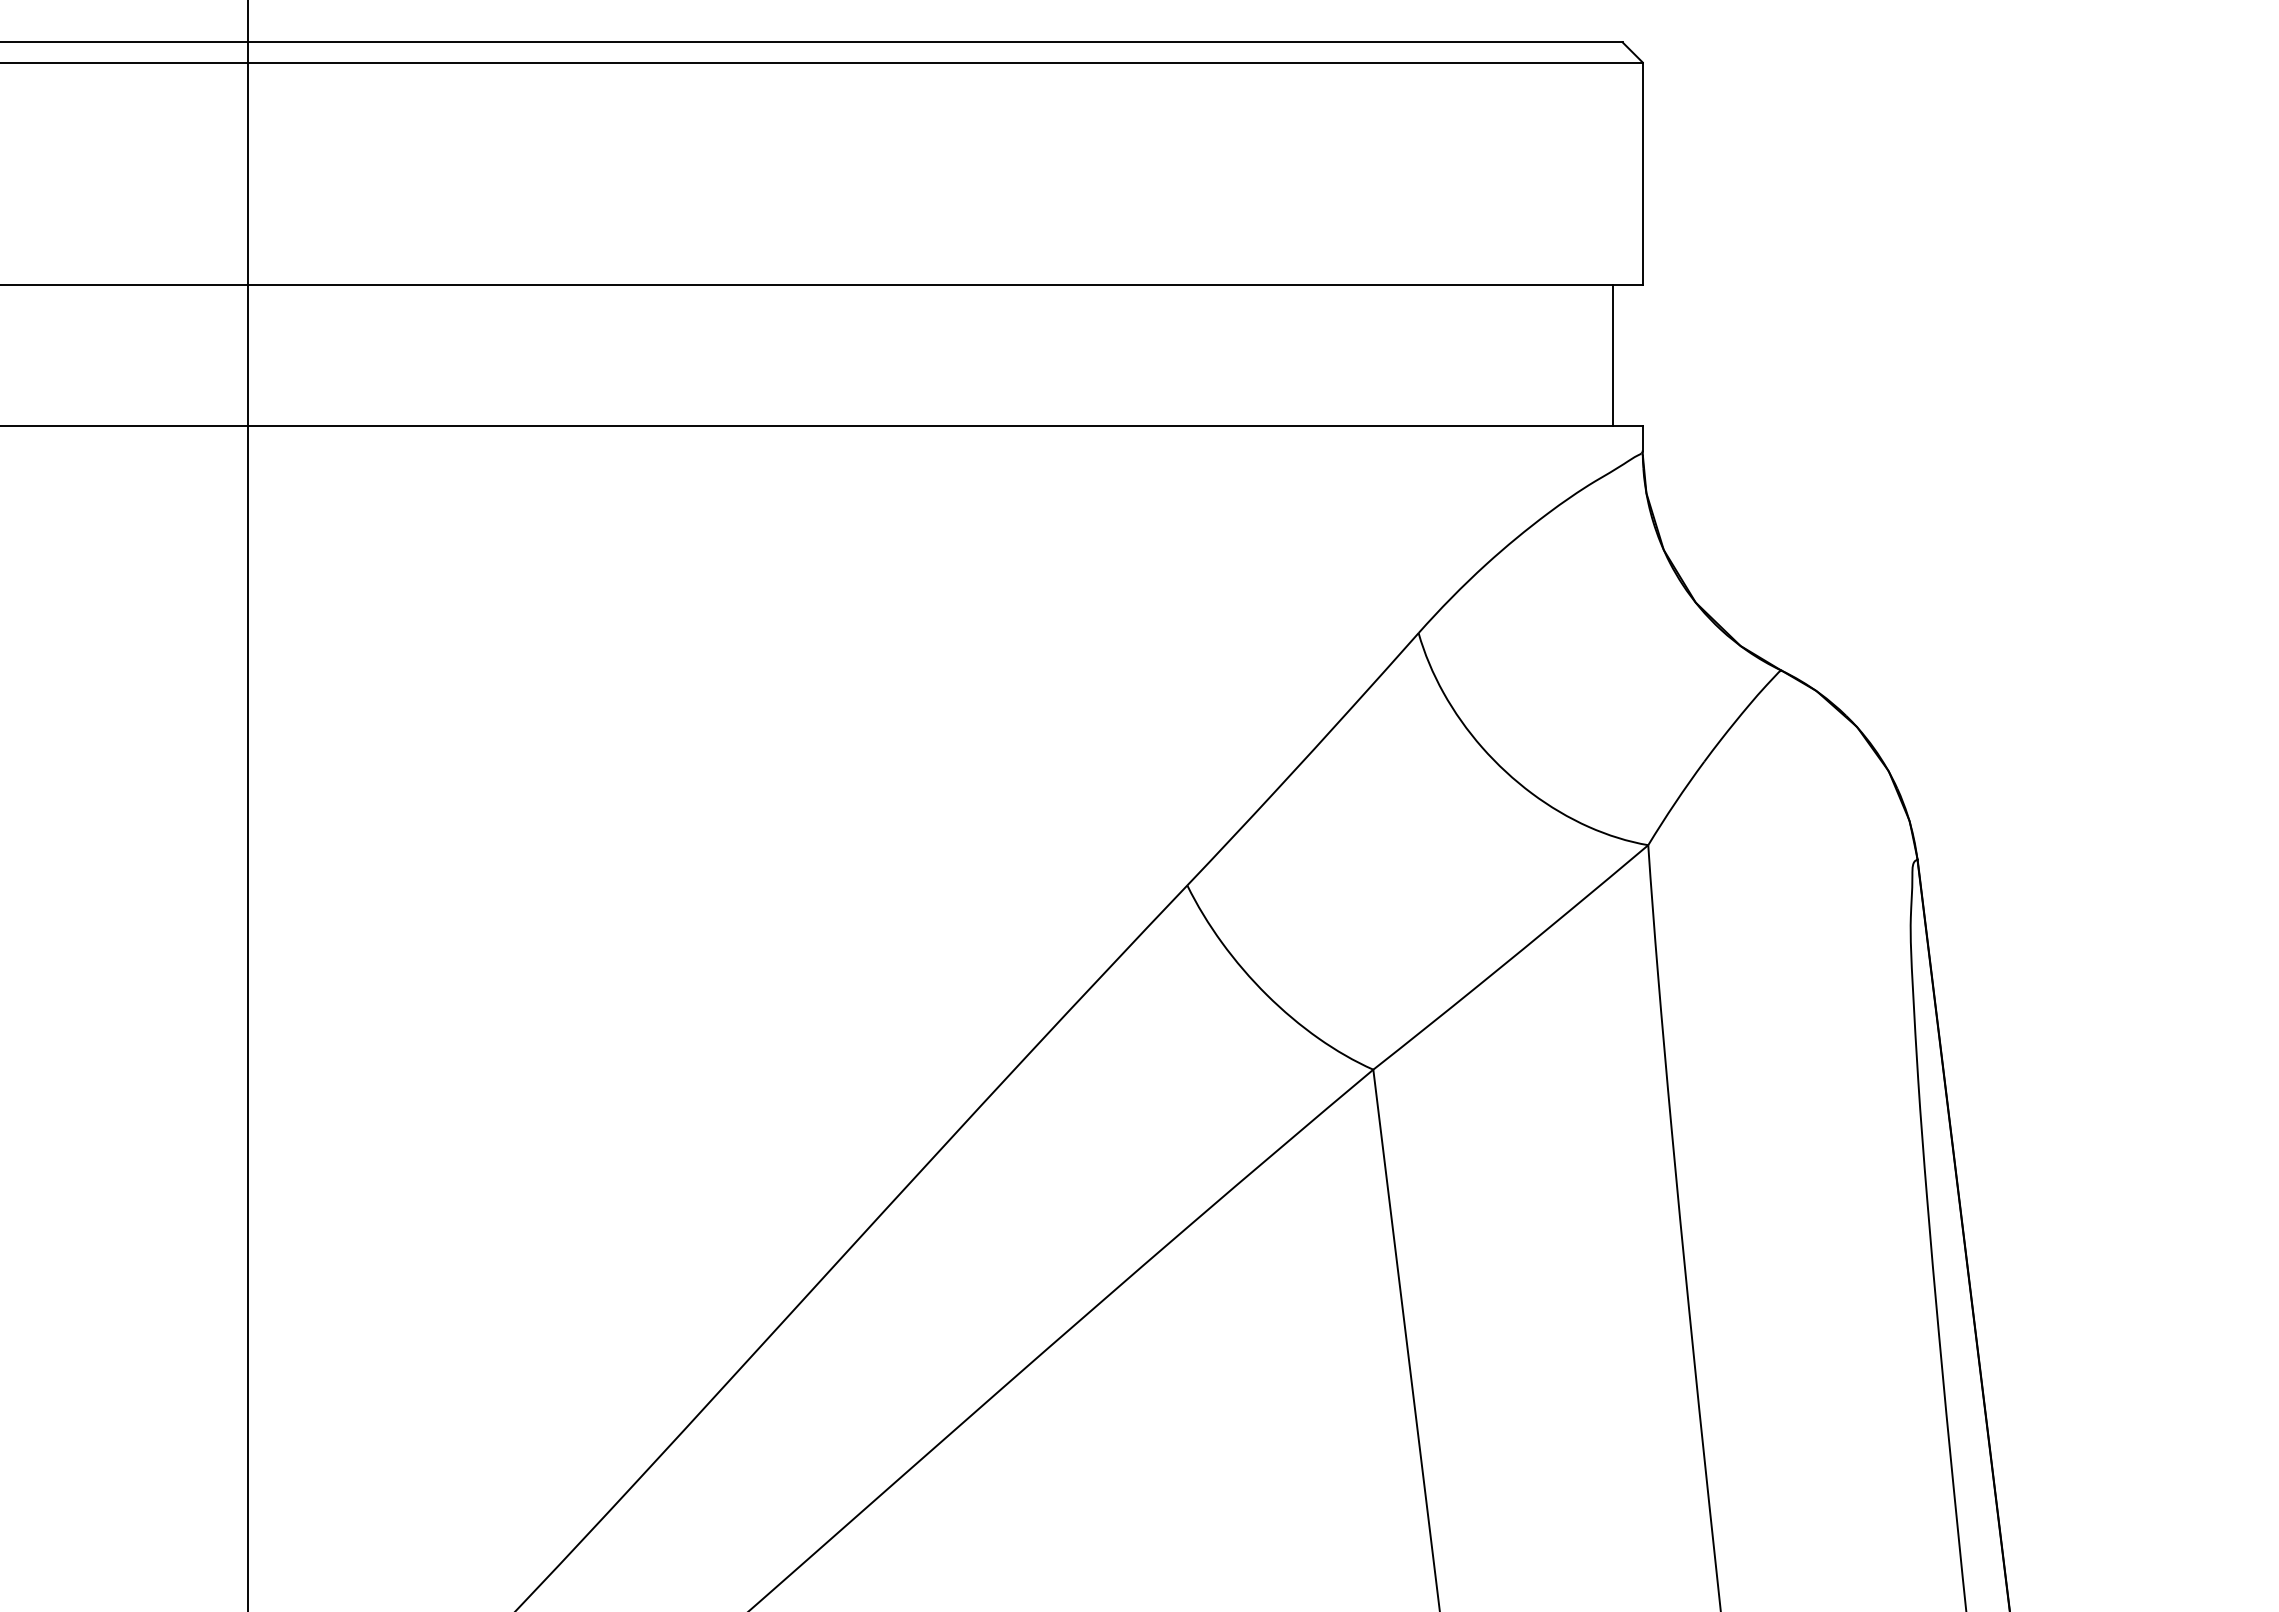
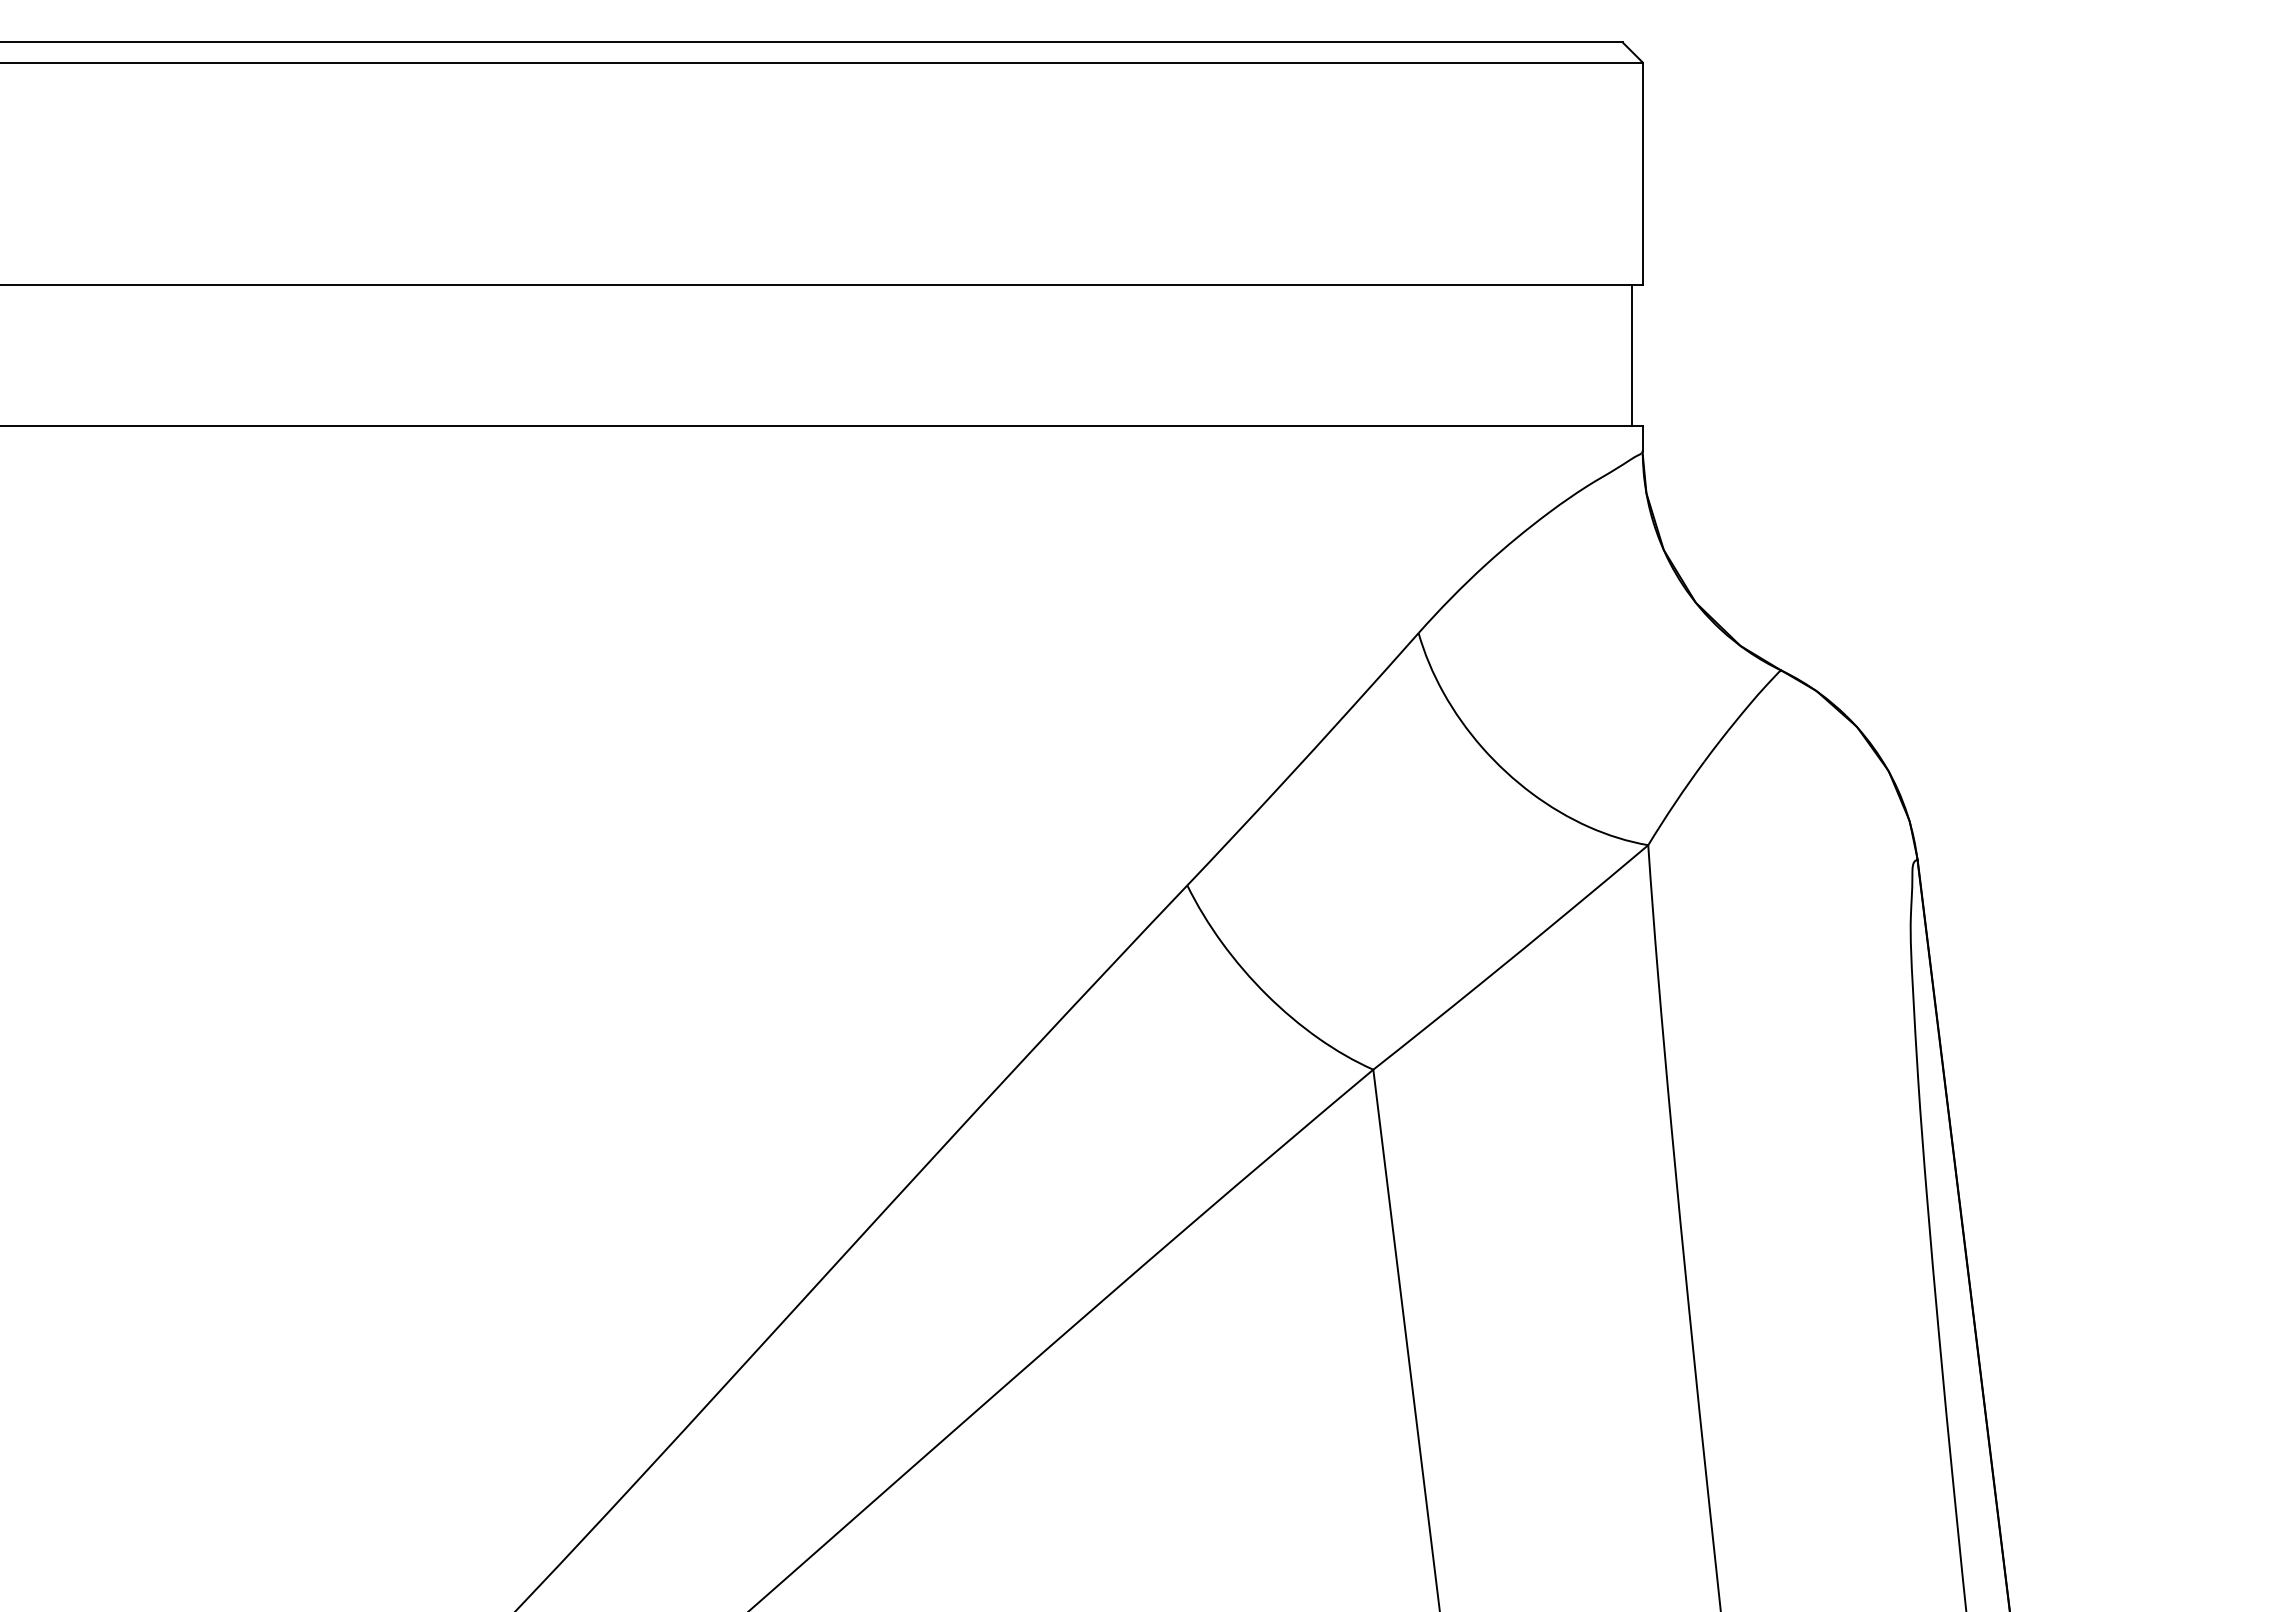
line position: (1613, 355) -> (1632, 355) (1632, 355)
line: present -> none (247, 805)
